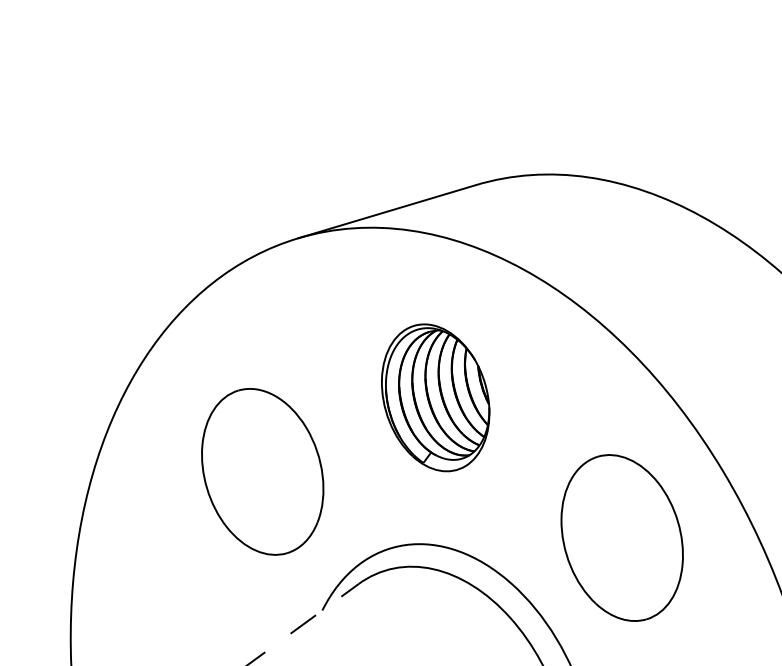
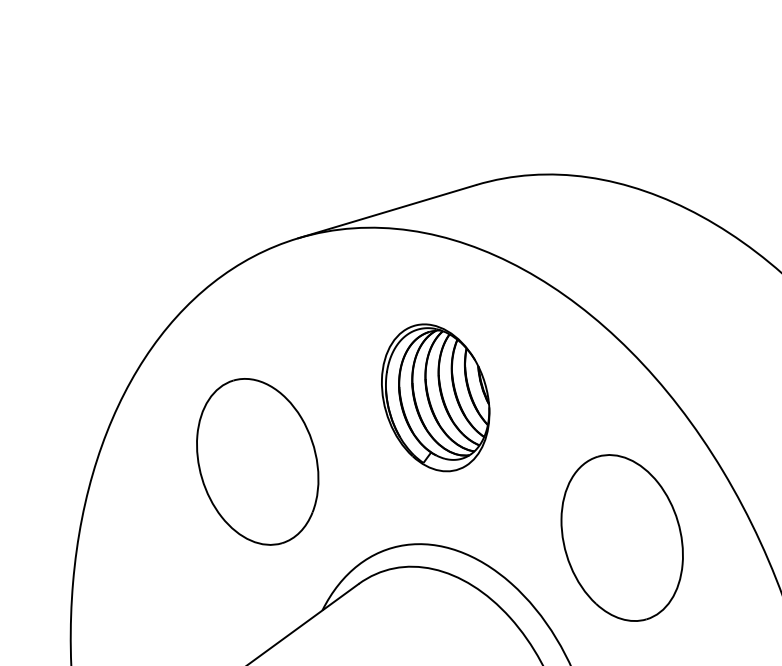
part position: (262, 471) -> (257, 461) (257, 461)
line: dashed -> solid (302, 624)
